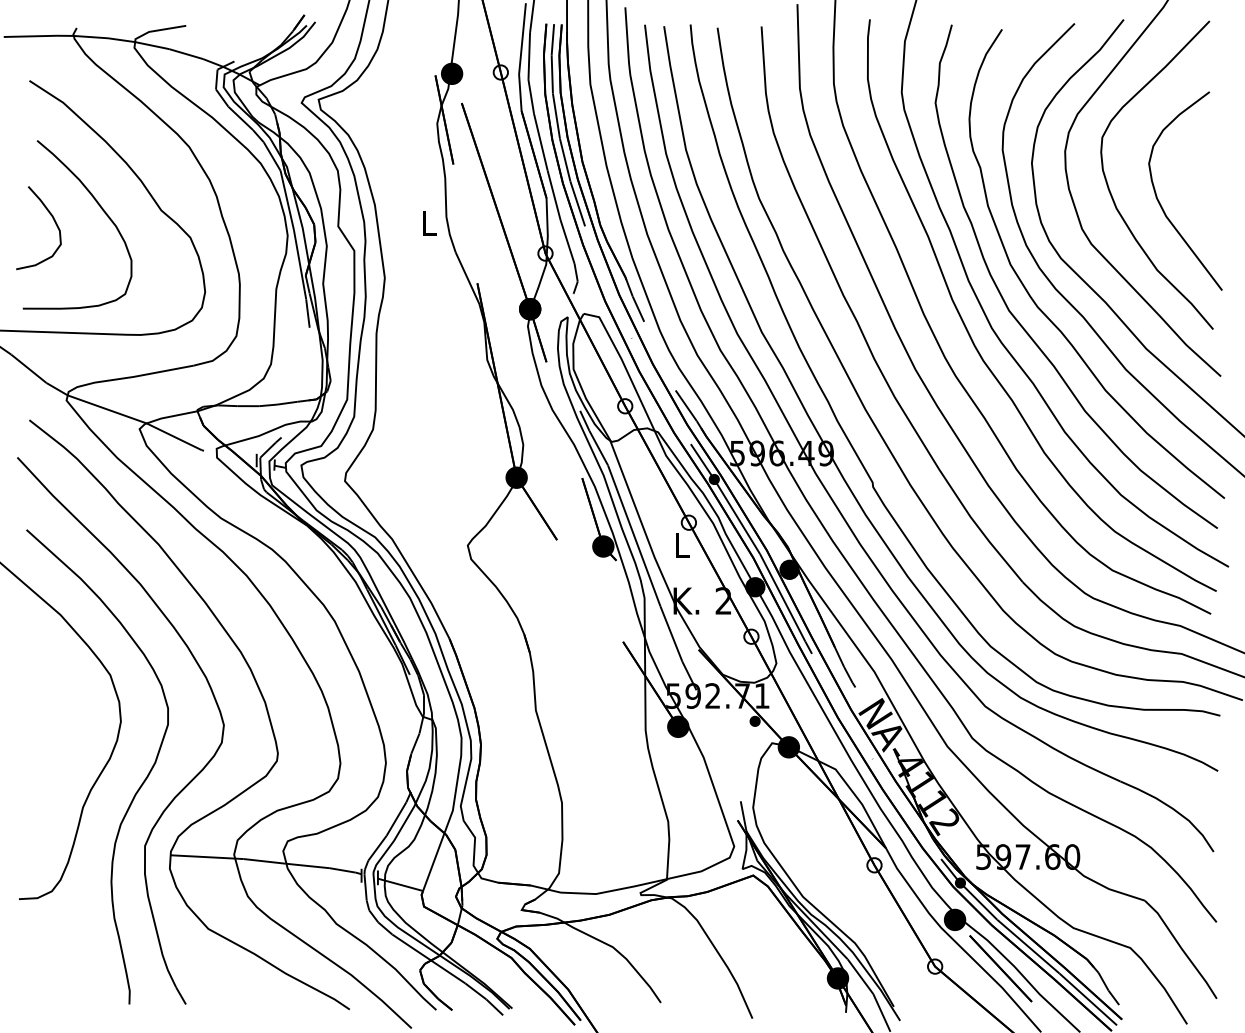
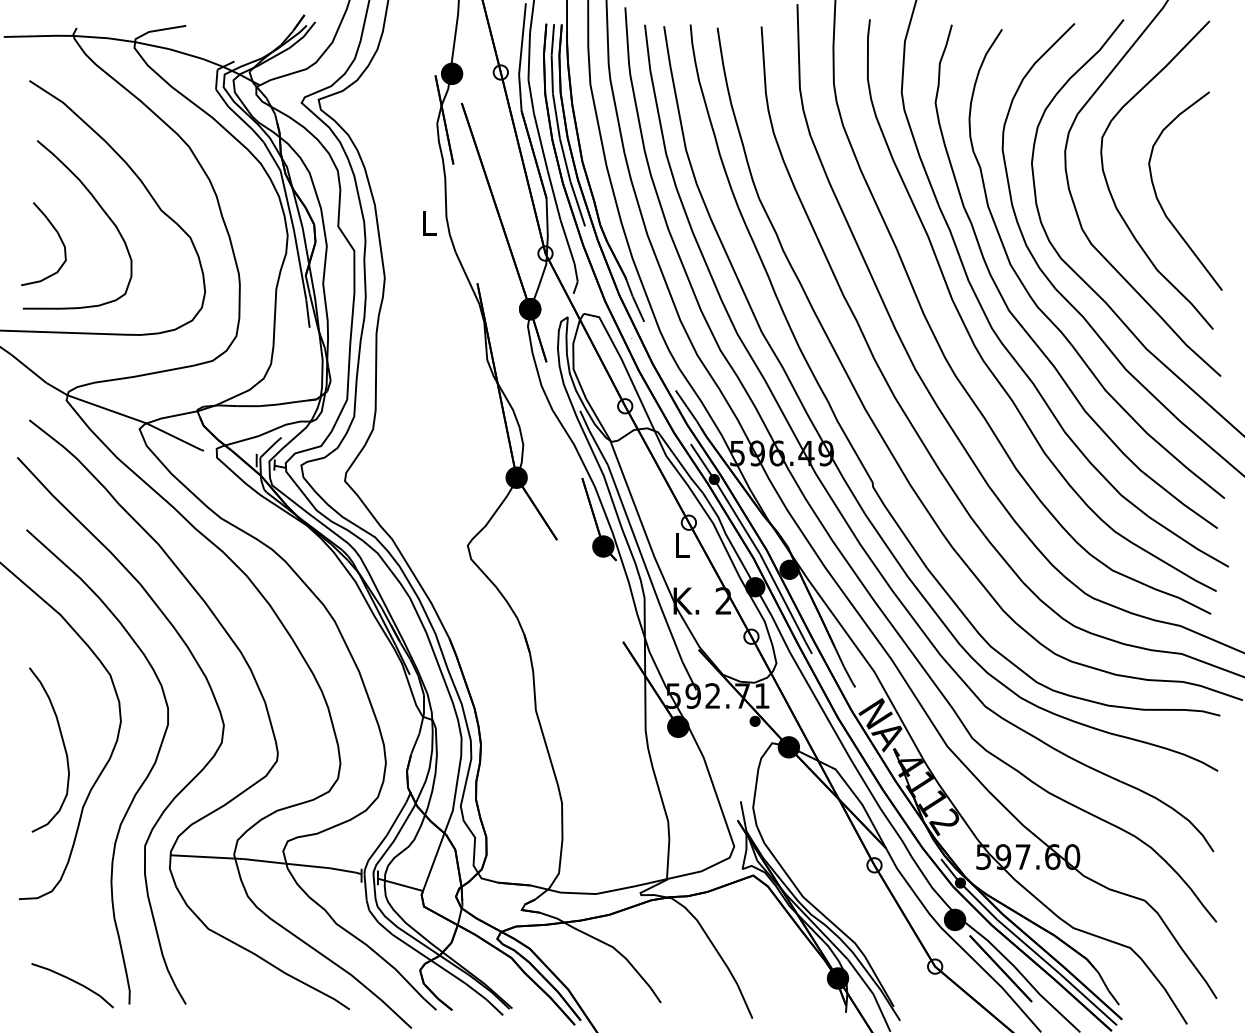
curve position: (53, 220) -> (58, 236) (58, 236)
curve: none -> present (62, 743)
curve: none -> present (74, 982)
